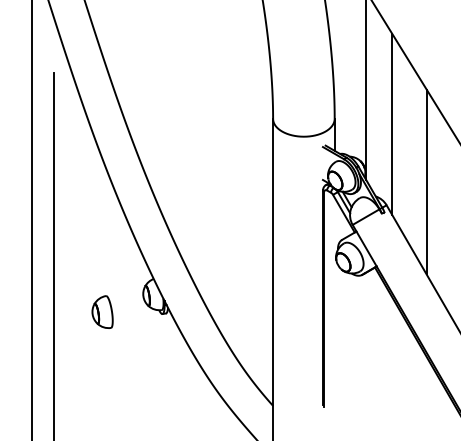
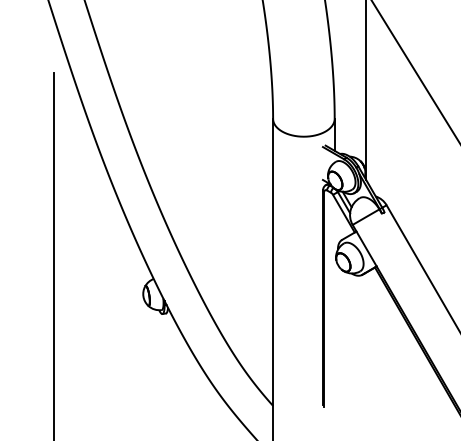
line: present -> none (392, 123)
line: present -> none (426, 181)
line: present -> none (31, 219)
part: present -> none (102, 311)
